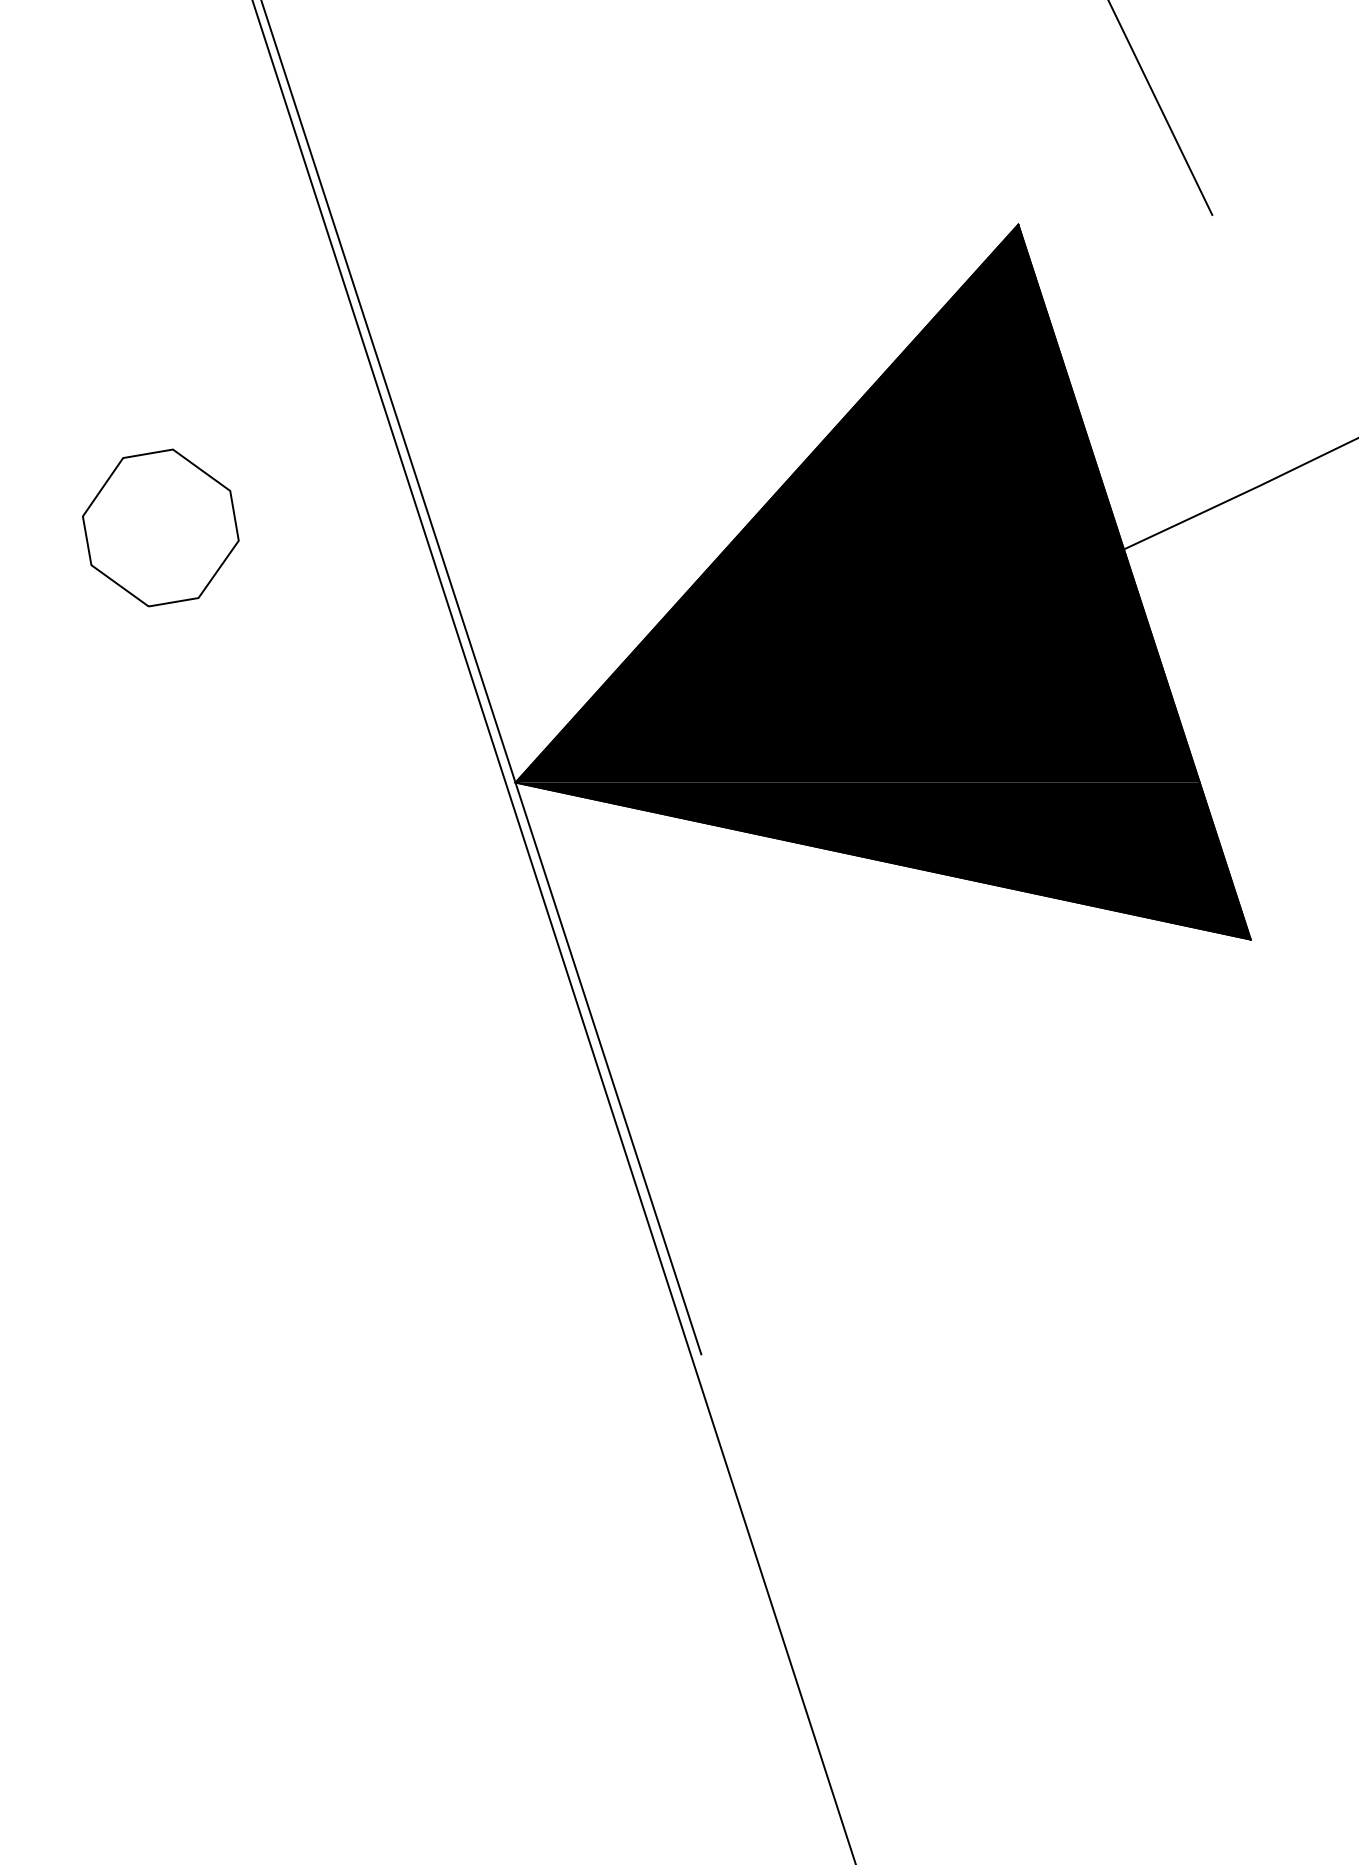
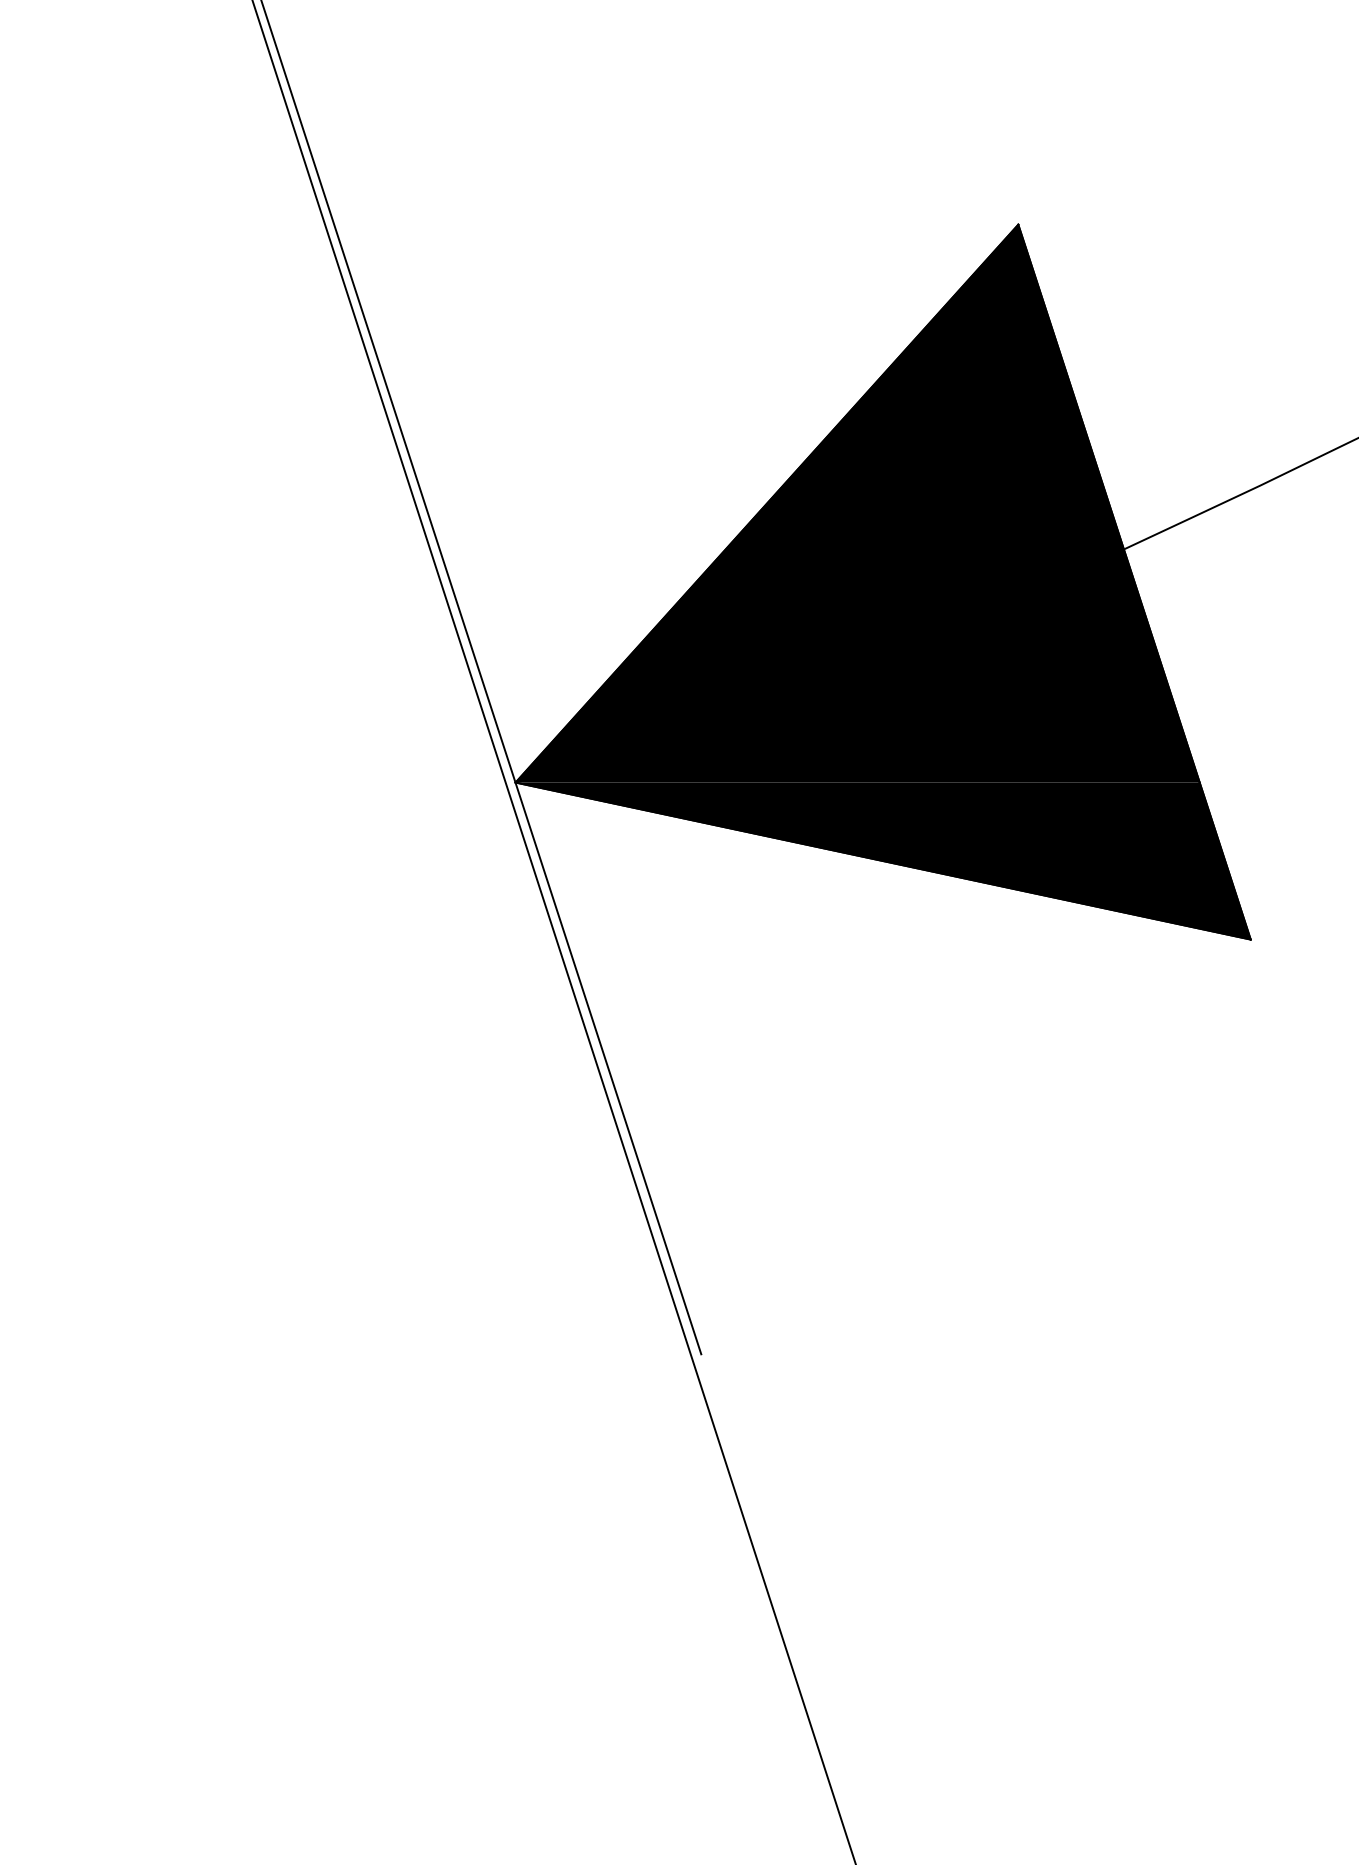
line: present -> none (1160, 108)
part: present -> none (160, 527)
